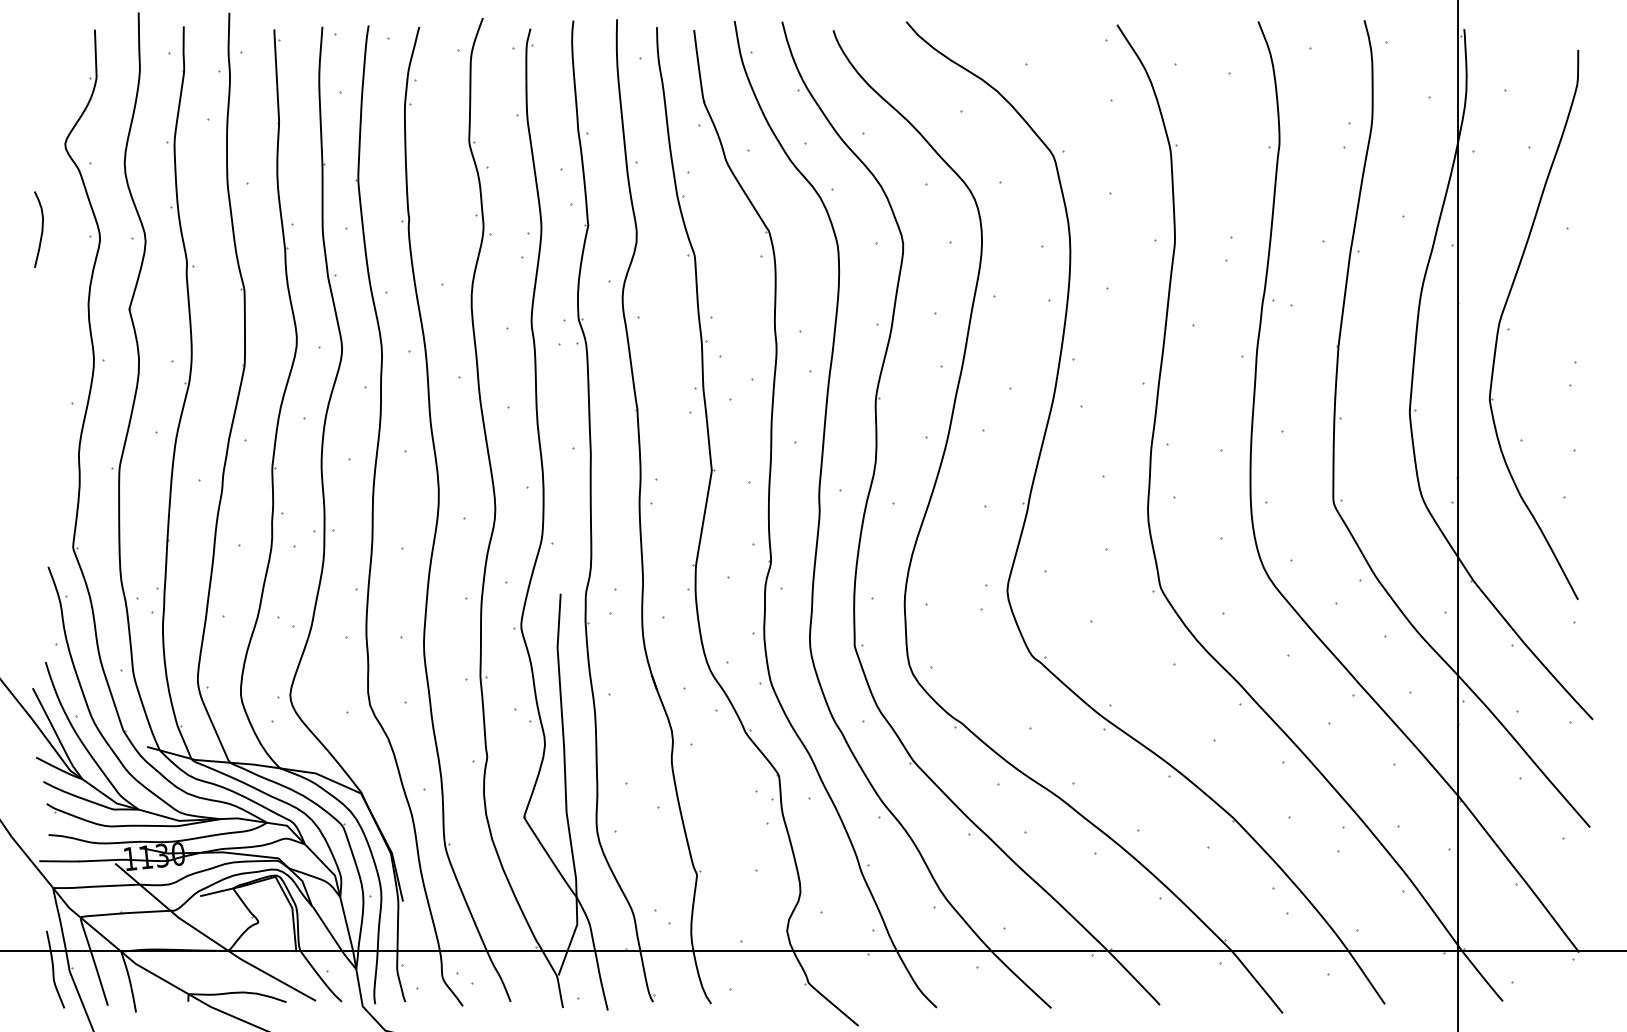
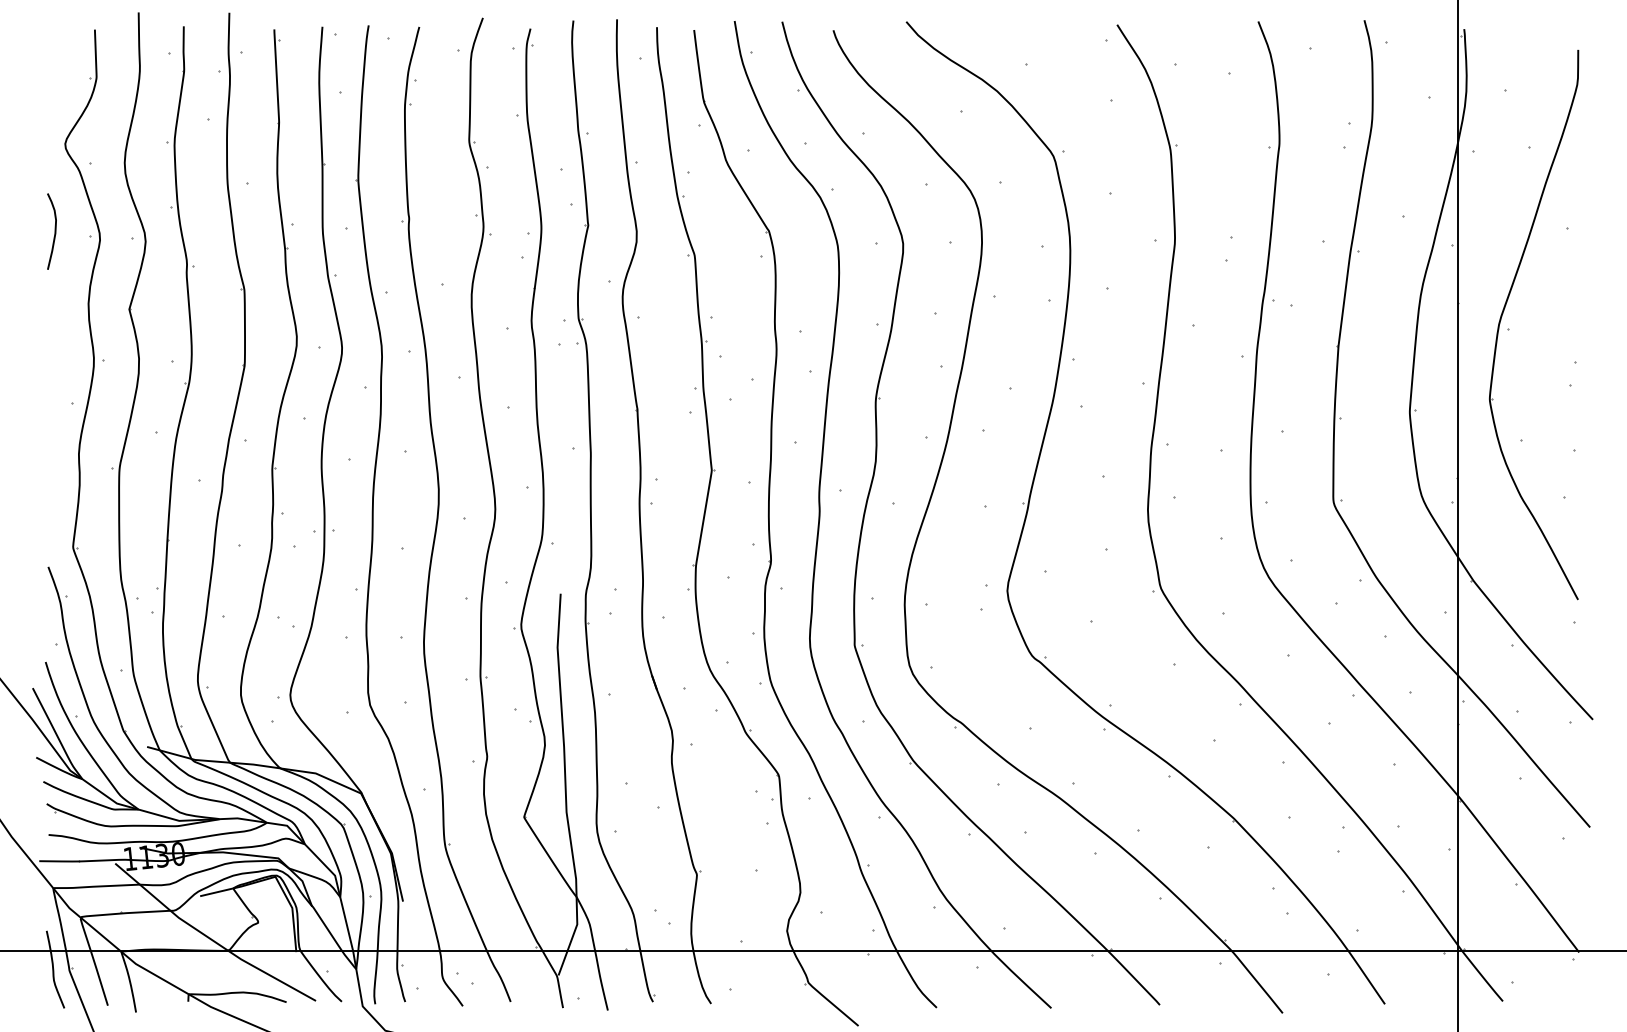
curve position: (41, 229) -> (54, 231) (54, 231)
